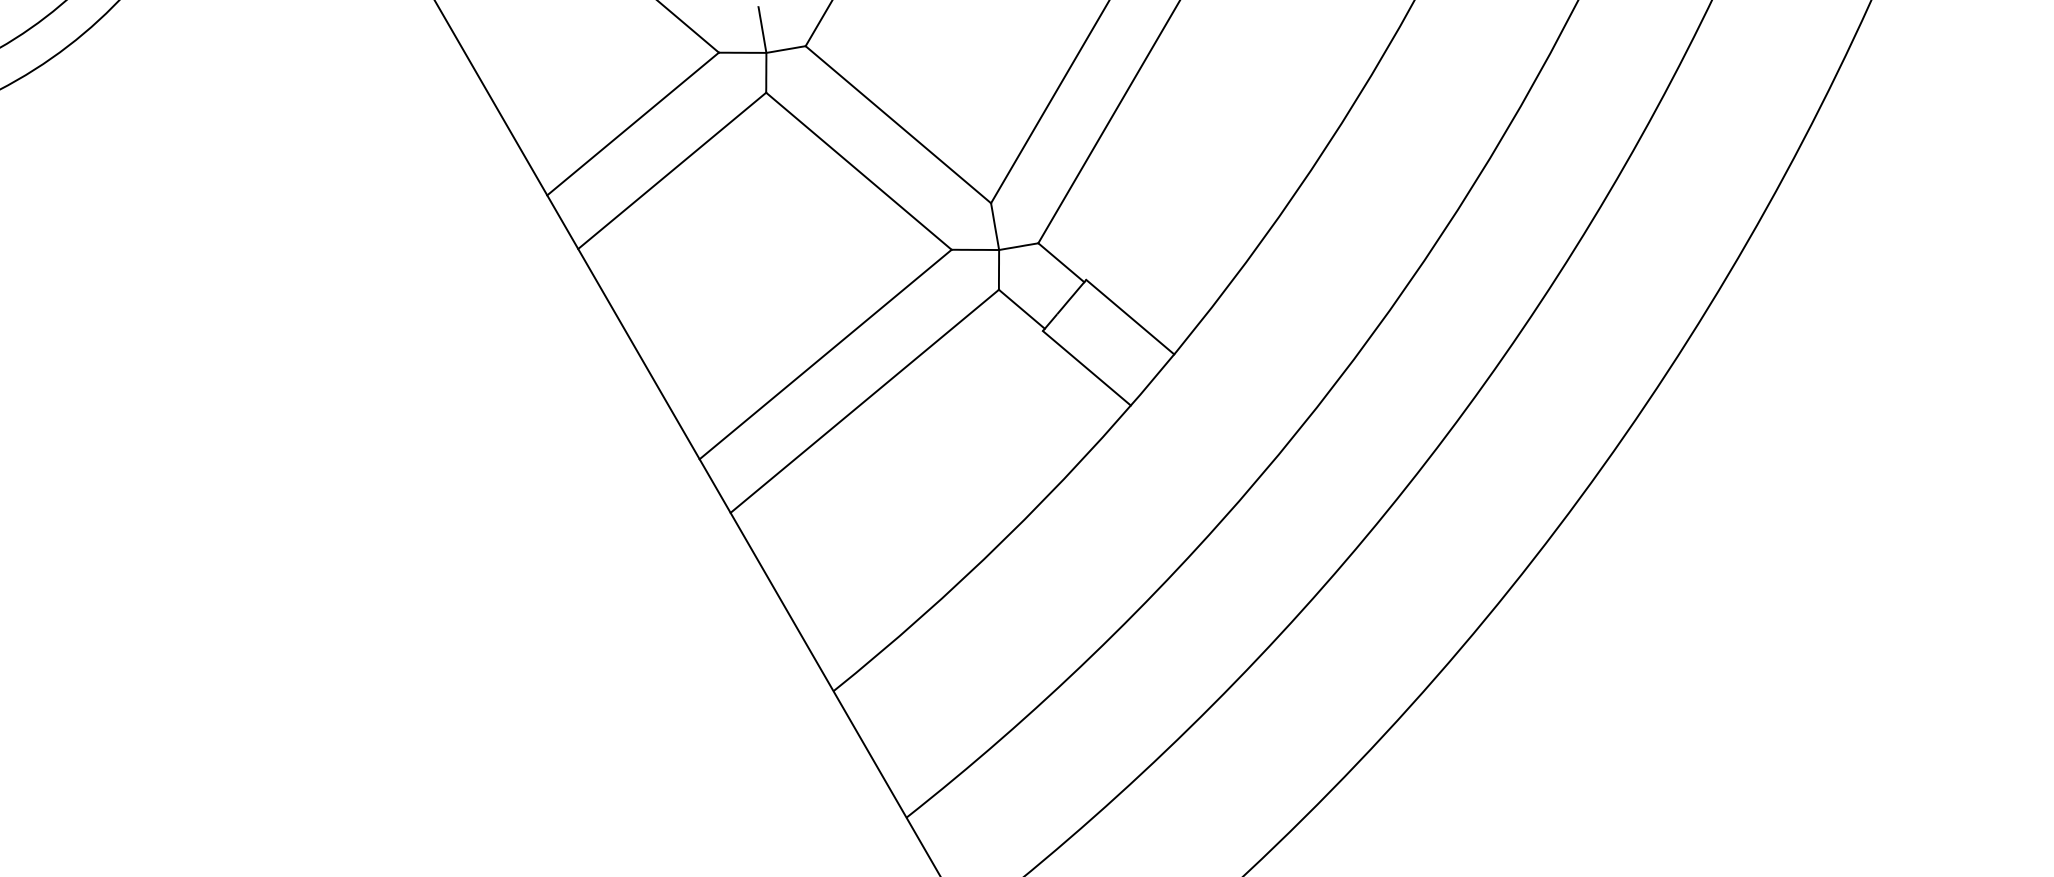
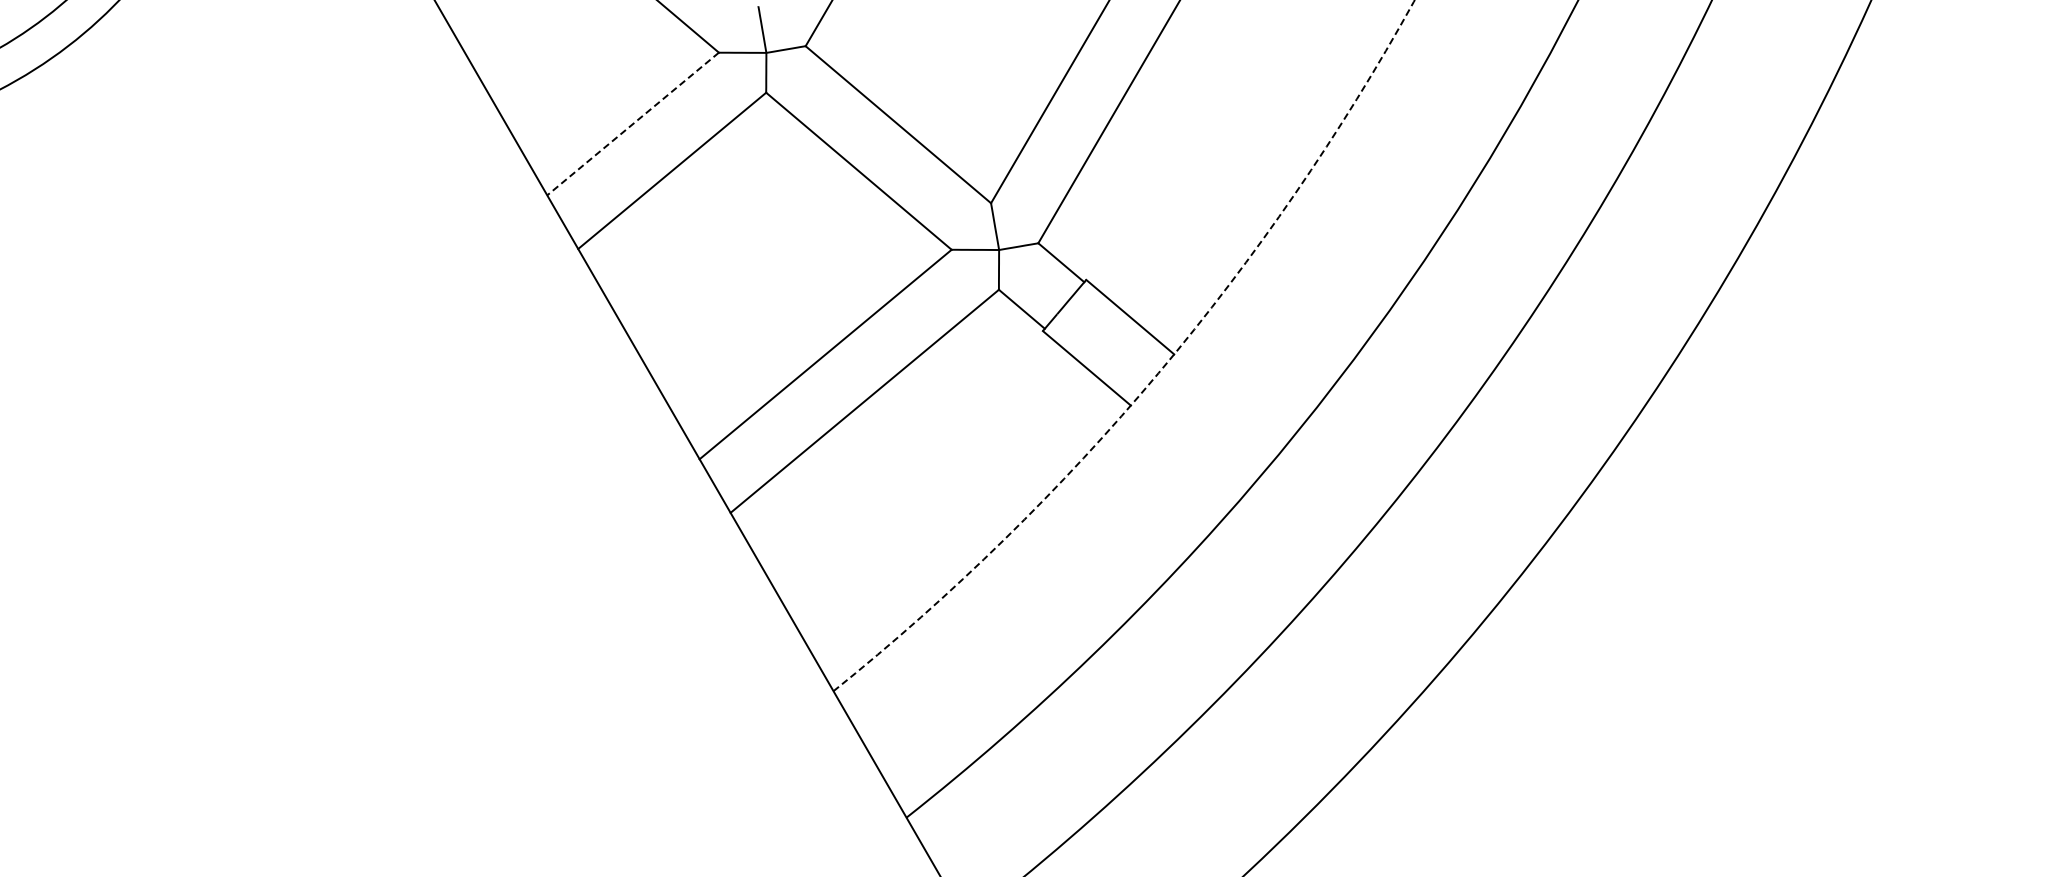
line: solid -> dashed (633, 124)
arc: solid -> dashed (1159, 372)
